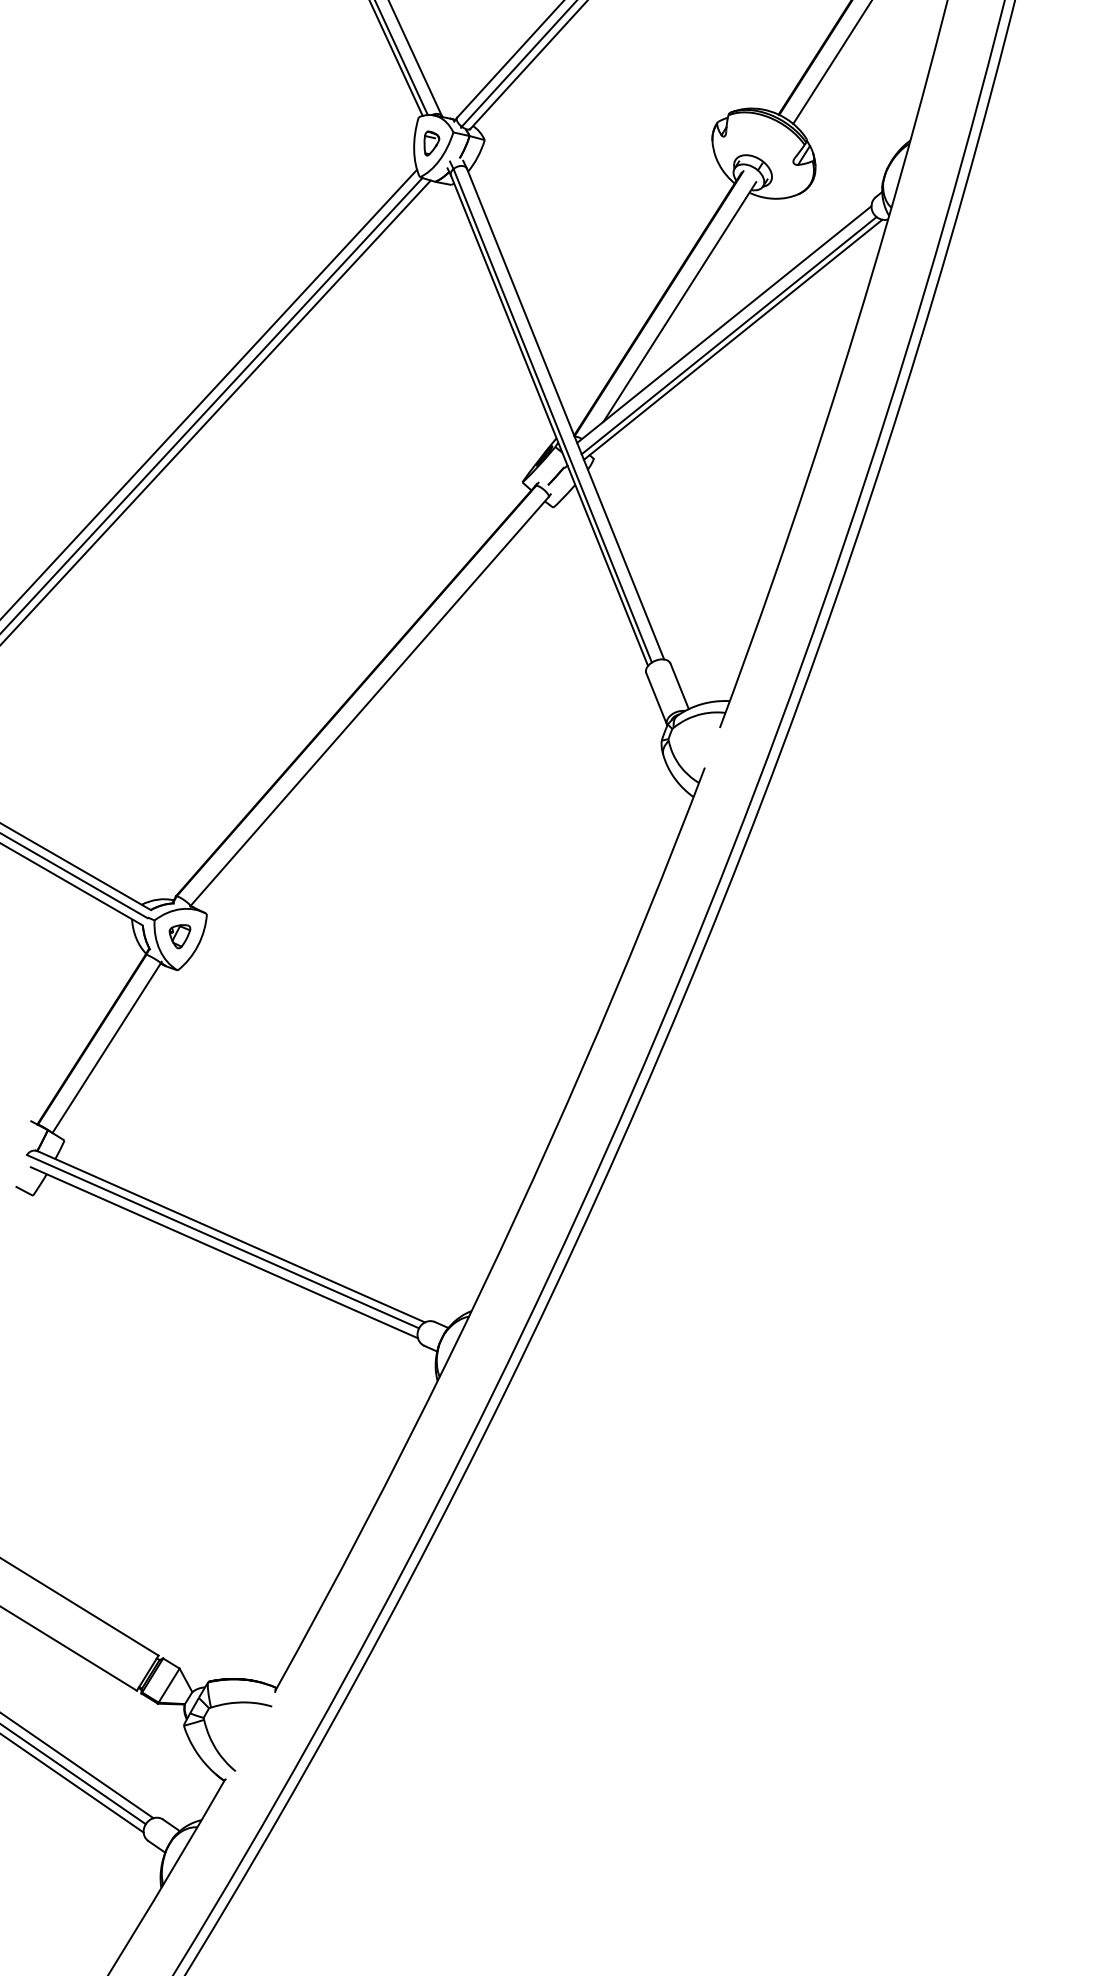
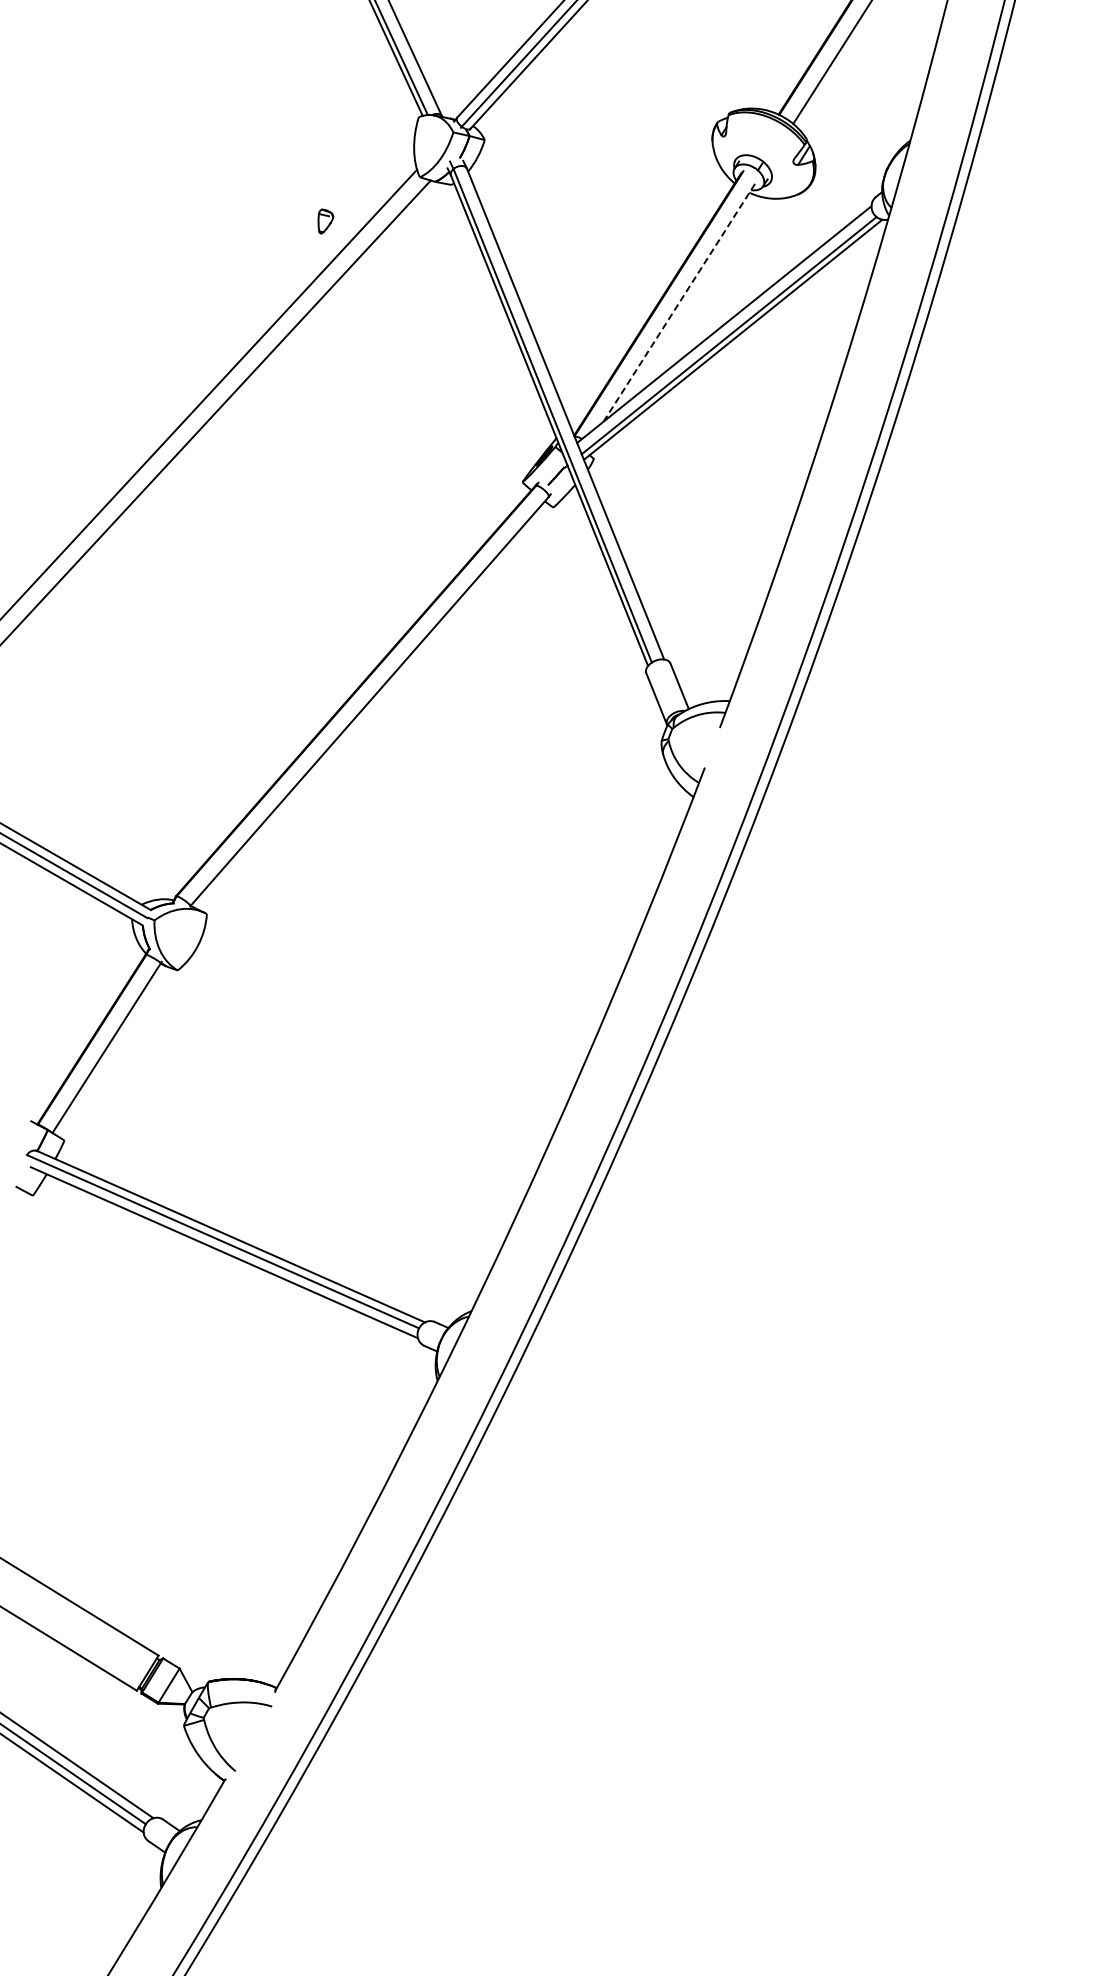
part position: (431, 143) -> (325, 221) (325, 221)
line: solid -> dashed (680, 301)
line: present -> none (212, 405)
part: present -> none (179, 936)
